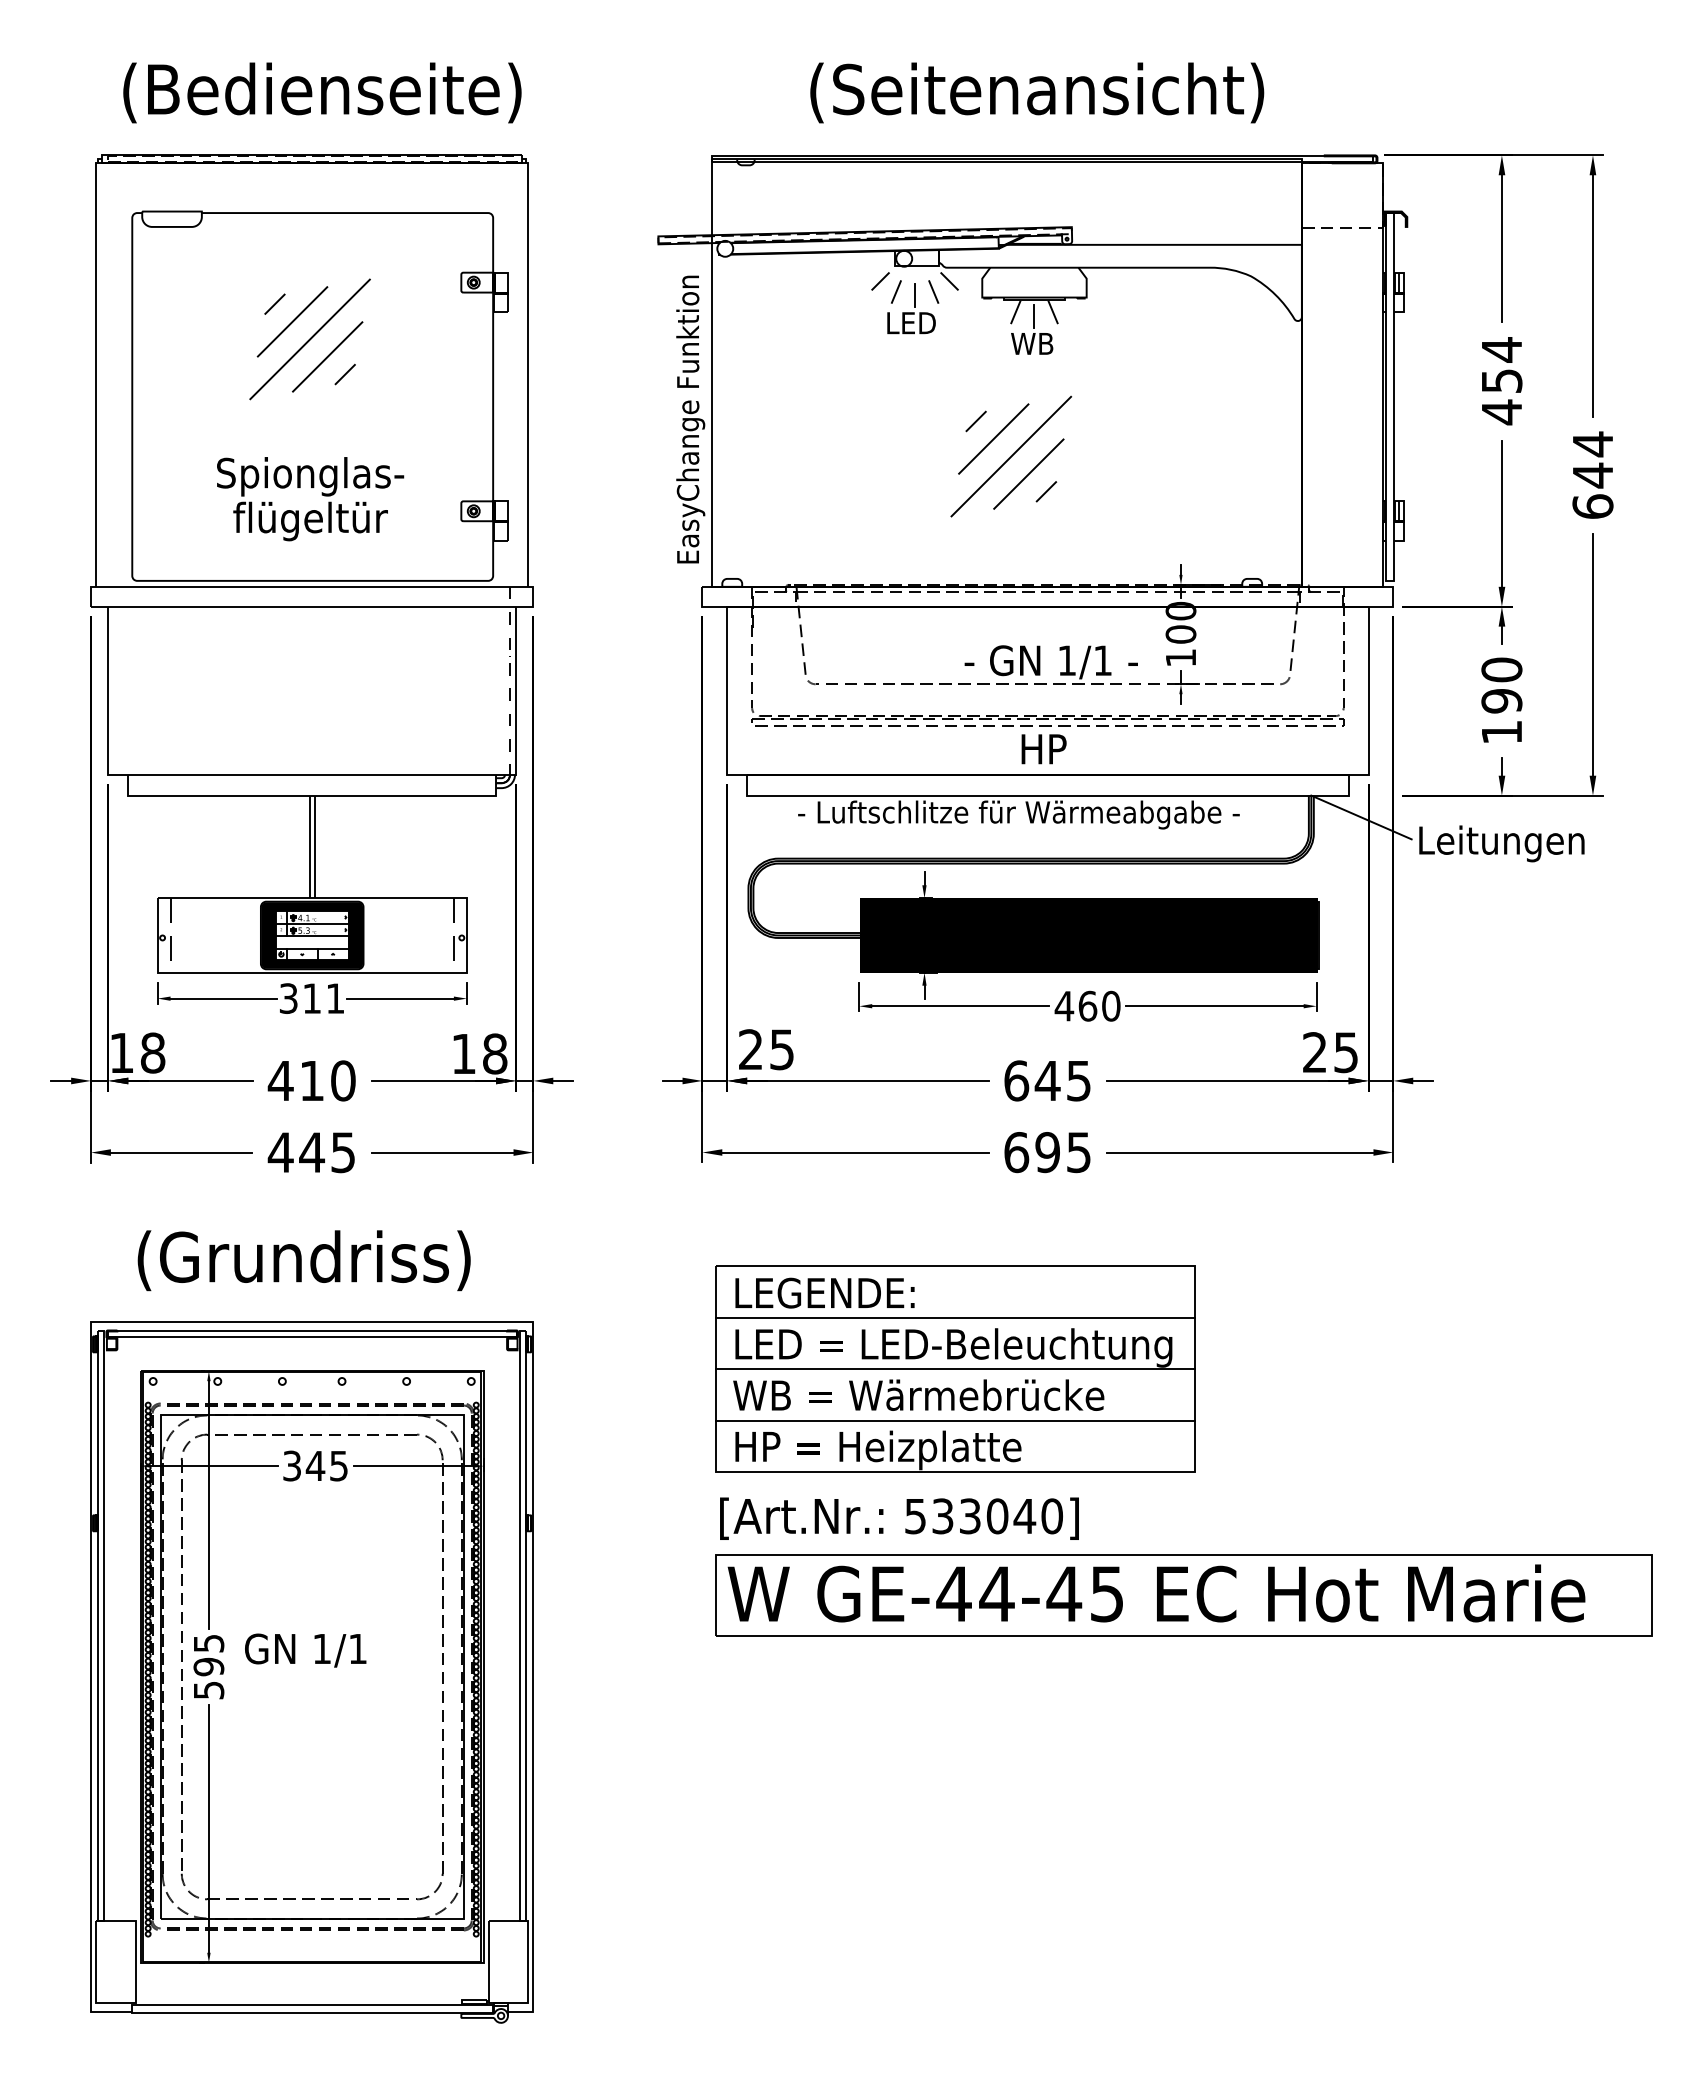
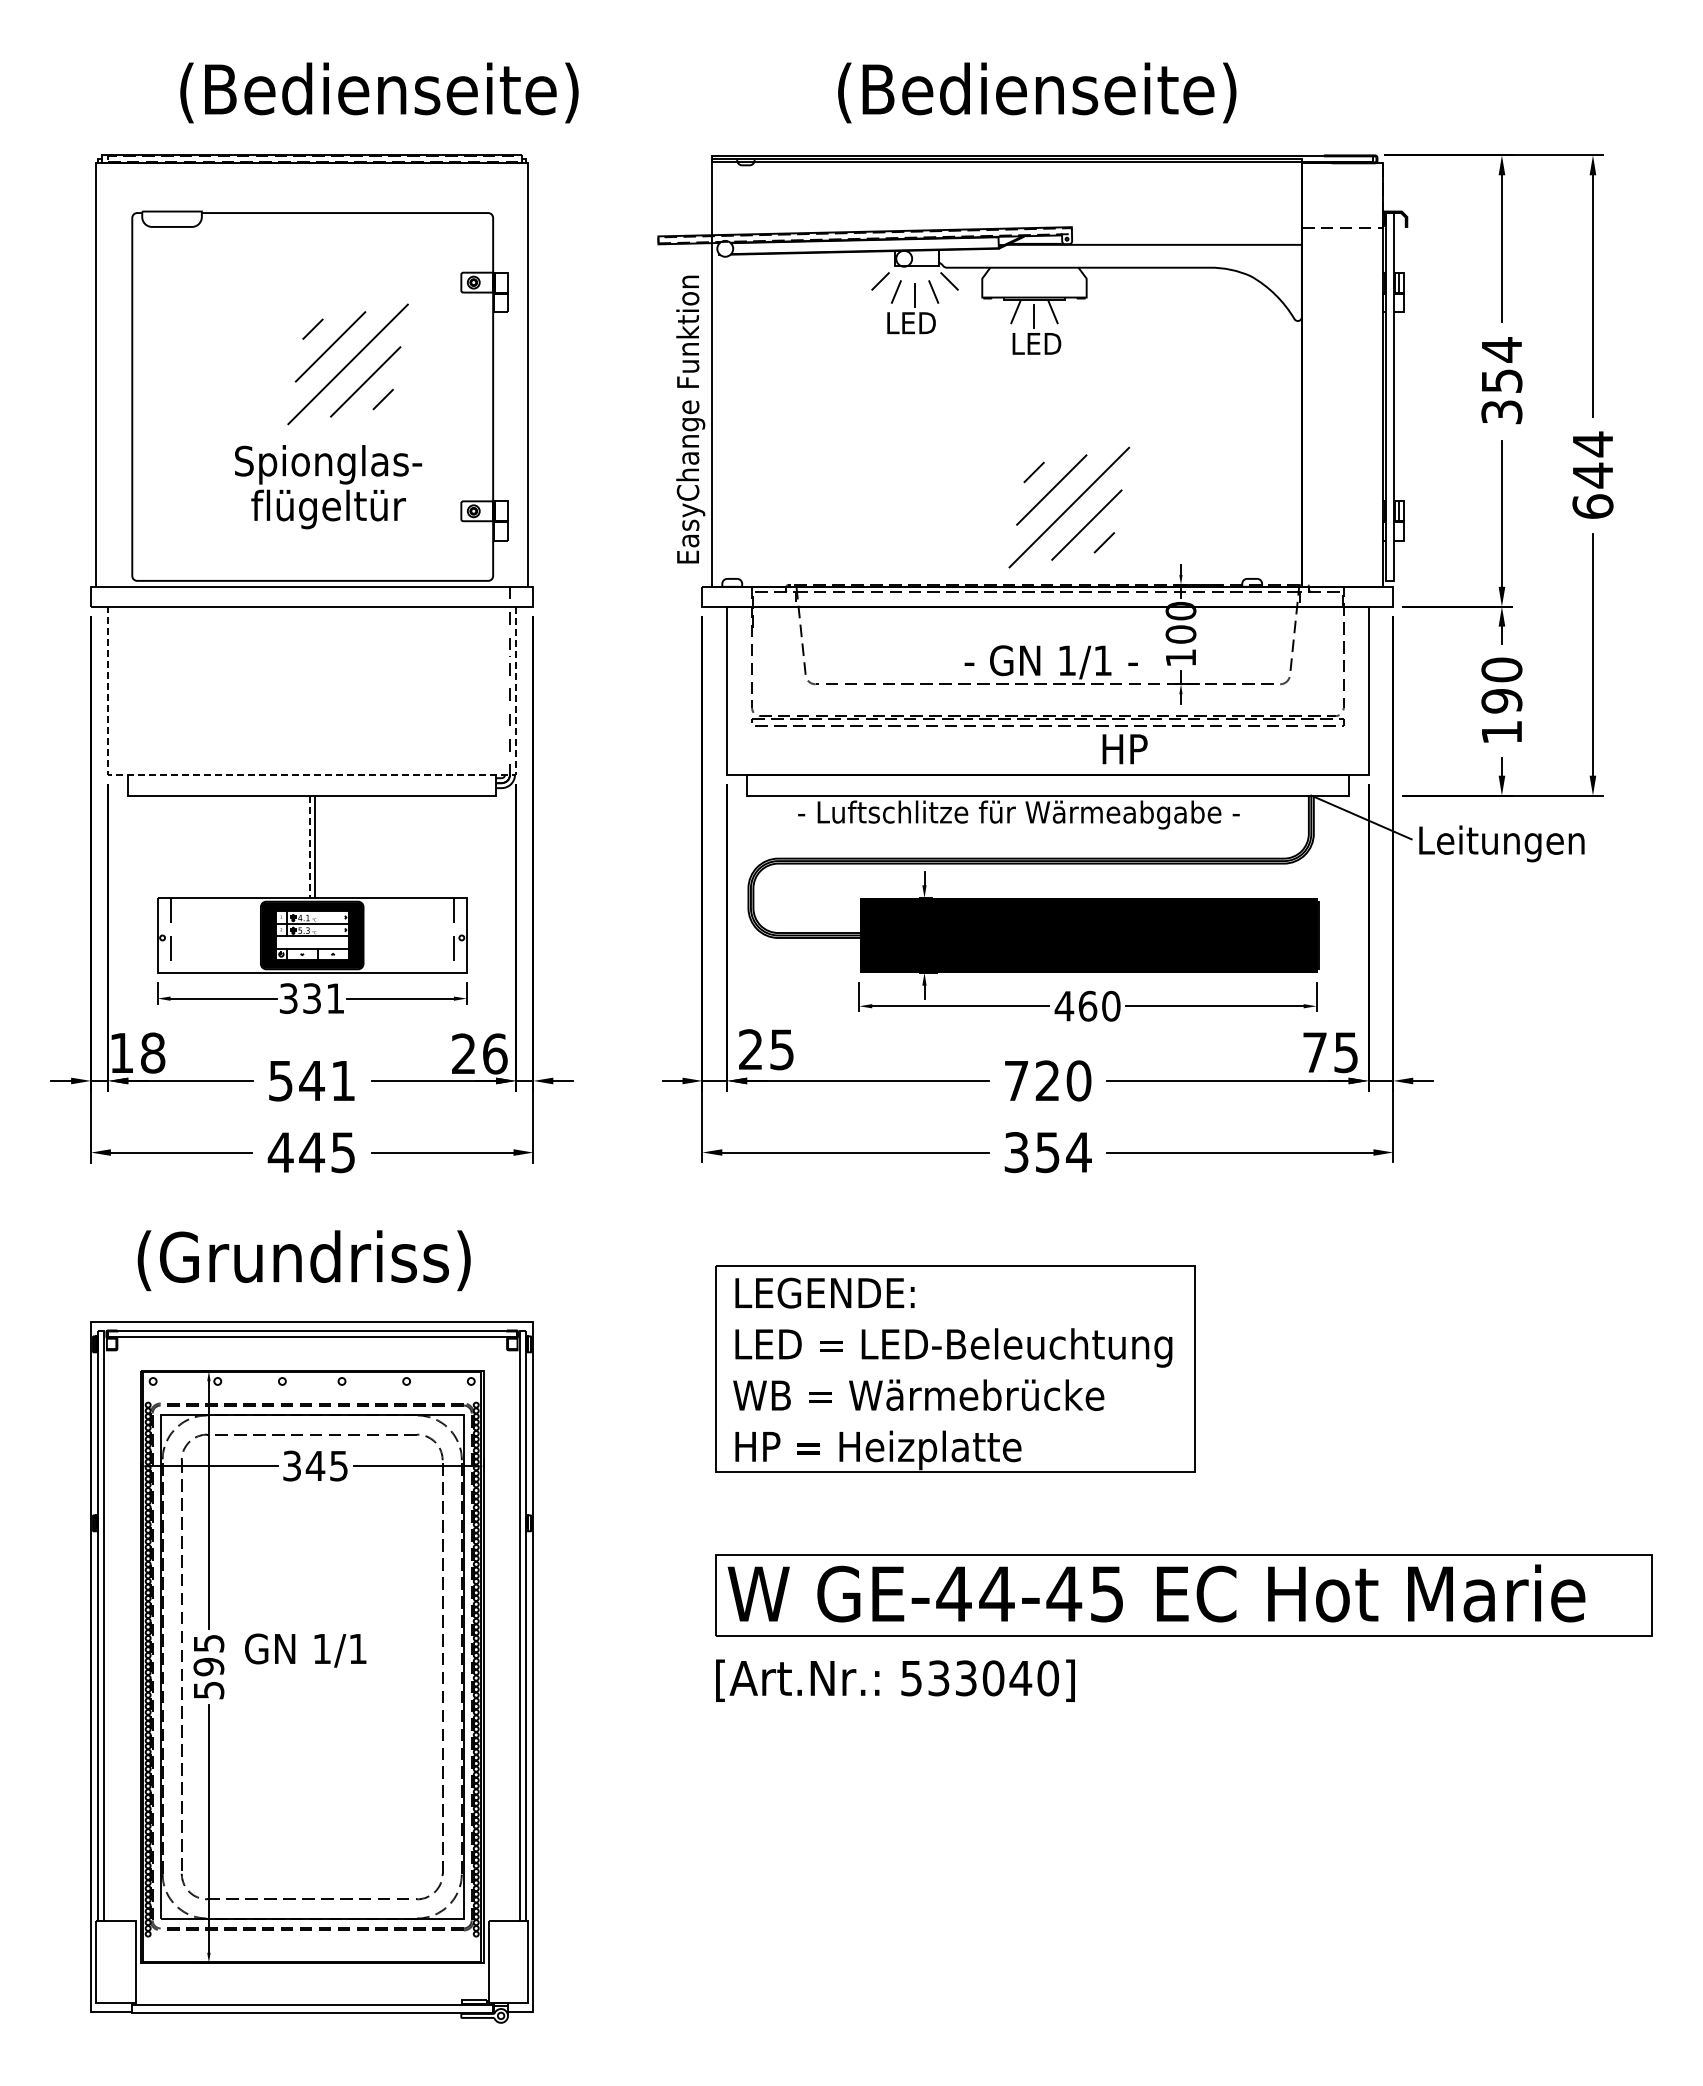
text position: (322, 92) -> (379, 92) (379, 92)
text: (Seitenansicht) -> (Bedienseite) (1037, 92)
part position: (309, 339) -> (347, 364) (347, 364)
text: WB -> LED (1036, 343)
text: 454 -> 354 (1501, 412)
part position: (1011, 456) -> (1069, 507) (1069, 507)
text position: (310, 499) -> (328, 487) (328, 487)
text position: (1043, 749) -> (1124, 749) (1124, 749)
line: solid -> dashed (312, 774)
line: solid -> dashed (309, 847)
text: 311 -> 331 (311, 998)
text: 25 -> 75 (1314, 1052)
text: 18 -> 26 (479, 1053)
text: 410 -> 541 (311, 1080)
text: 645 -> 720 (1047, 1080)
text: 695 -> 354 (1047, 1152)
line: present -> none (955, 1317)
line: present -> none (955, 1369)
line: present -> none (955, 1420)
text position: (899, 1518) -> (895, 1680) (895, 1680)
